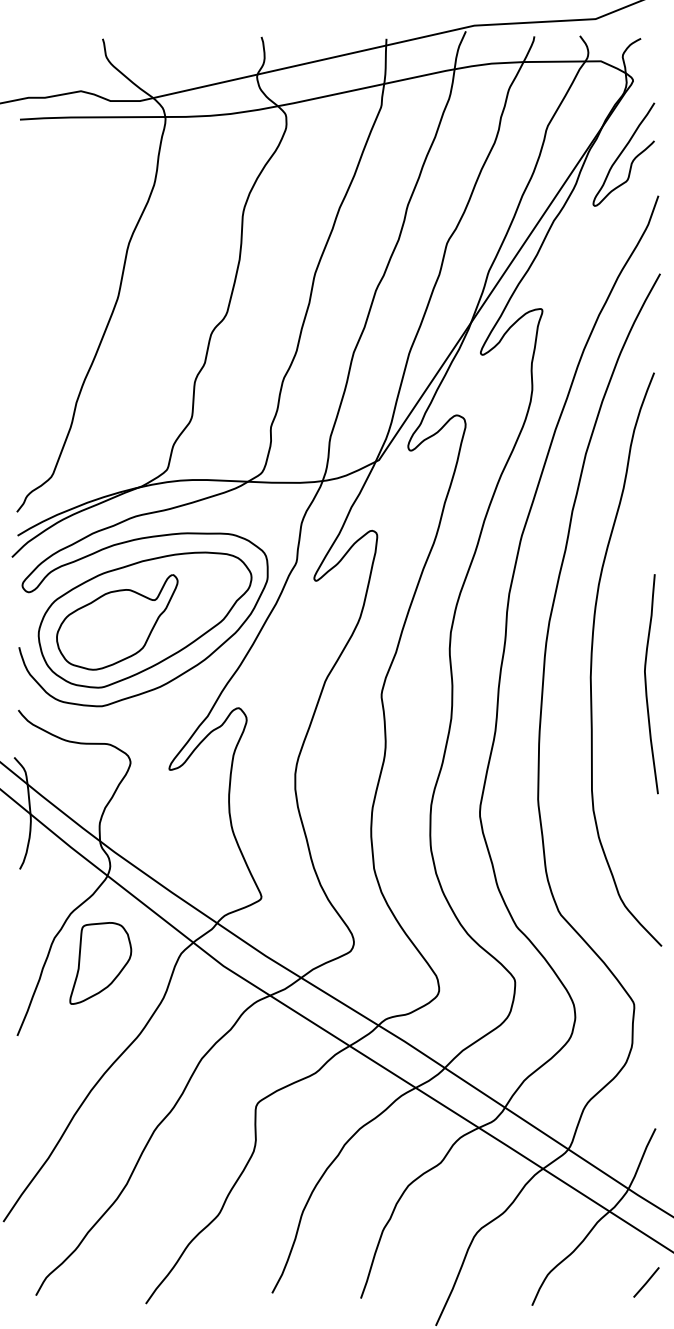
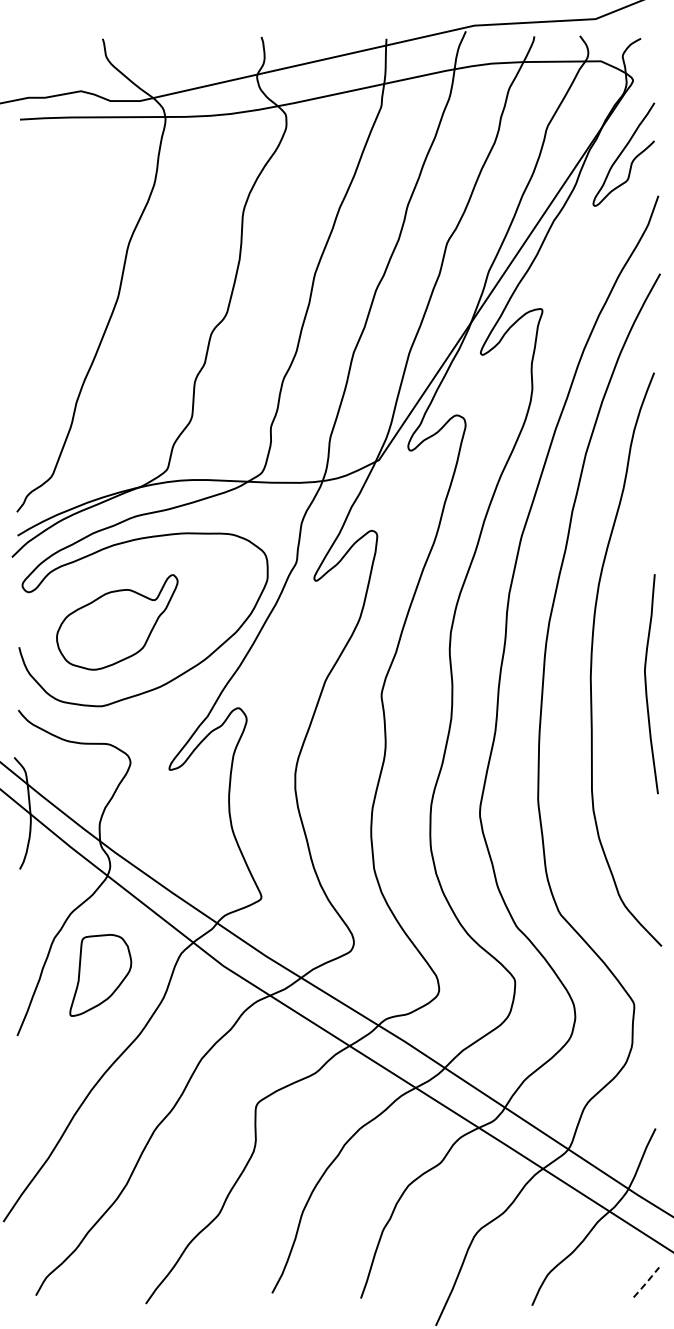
part: present -> none (144, 619)
part position: (100, 963) -> (100, 975) (100, 975)
line: solid -> dashed (646, 1282)
